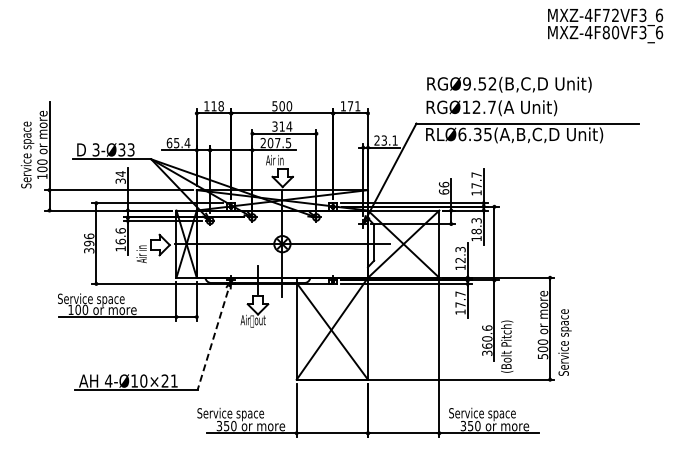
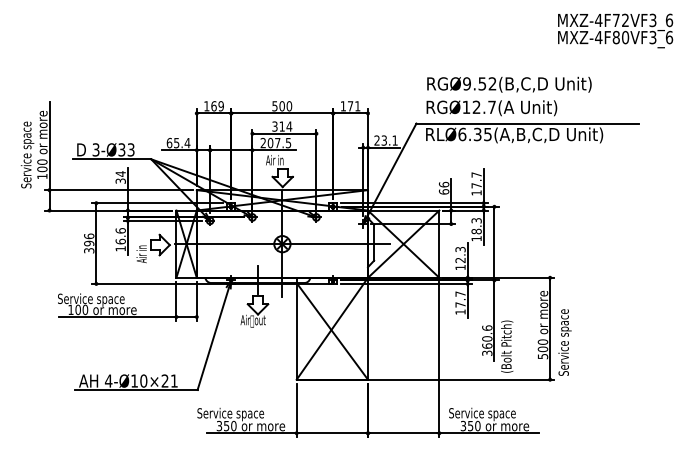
text position: (605, 25) -> (615, 30) (615, 30)
text: 118 -> 169 (217, 106)
line: dashed -> solid (214, 335)
